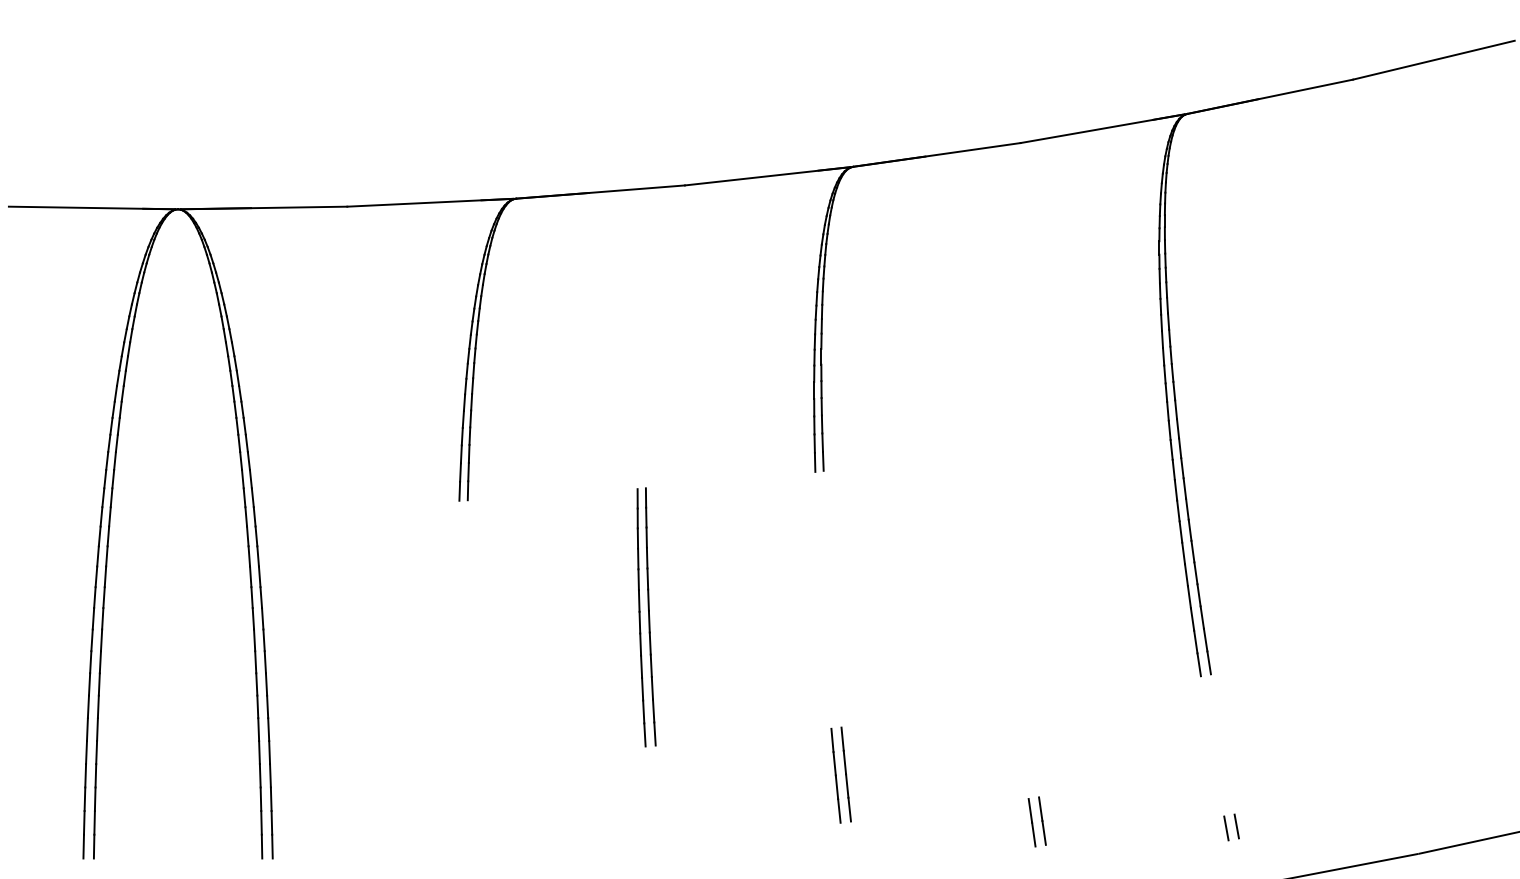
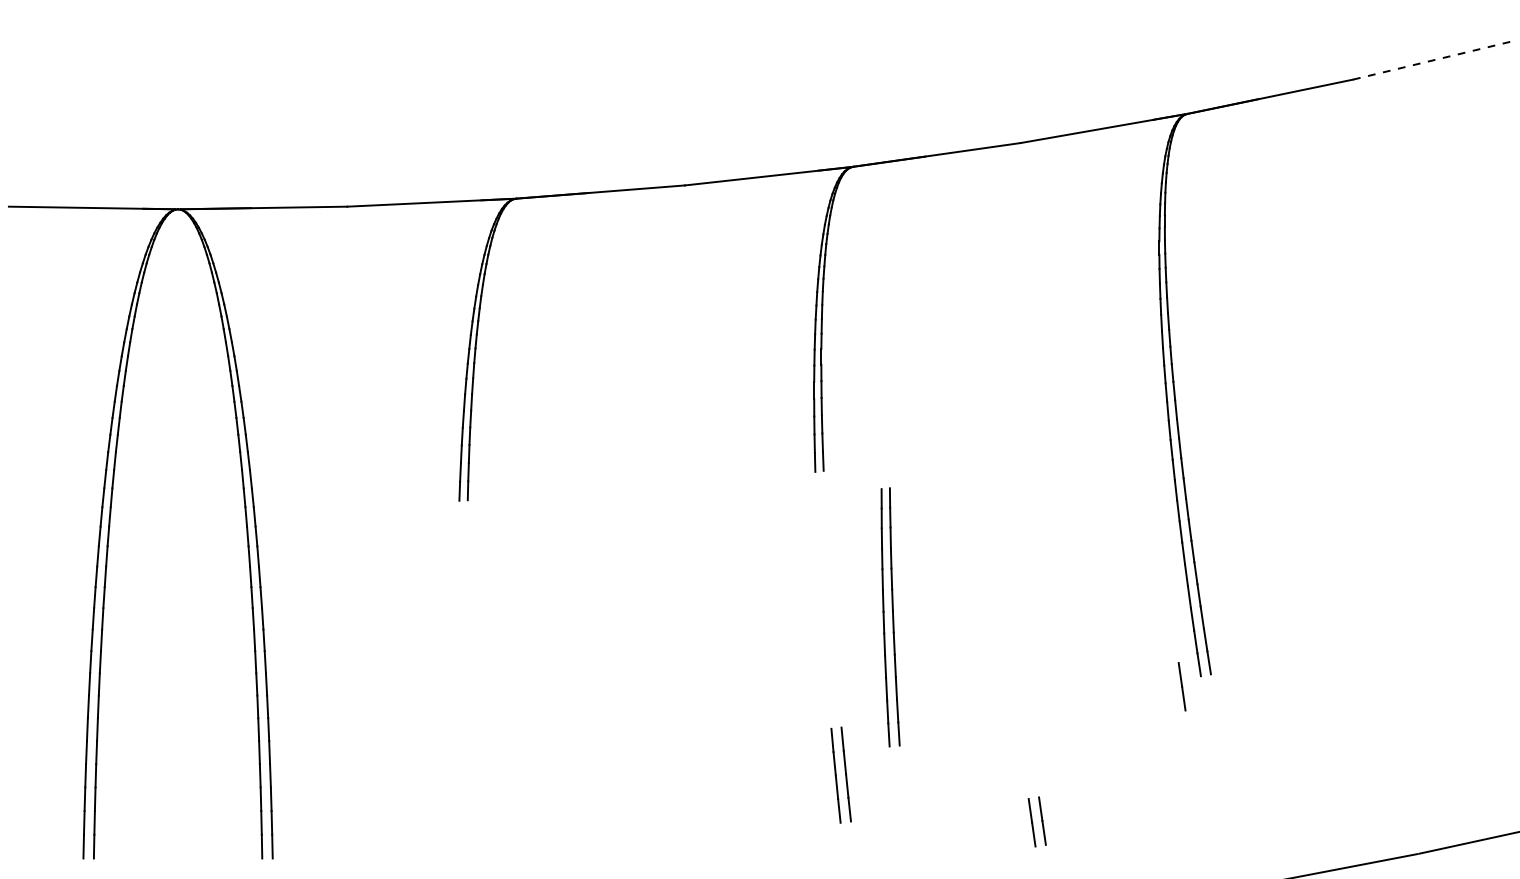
line: solid -> dashed (1434, 60)
part position: (646, 617) -> (890, 617) (890, 617)
line: none -> present (1181, 686)
line: present -> none (1236, 826)
line: present -> none (1226, 828)
